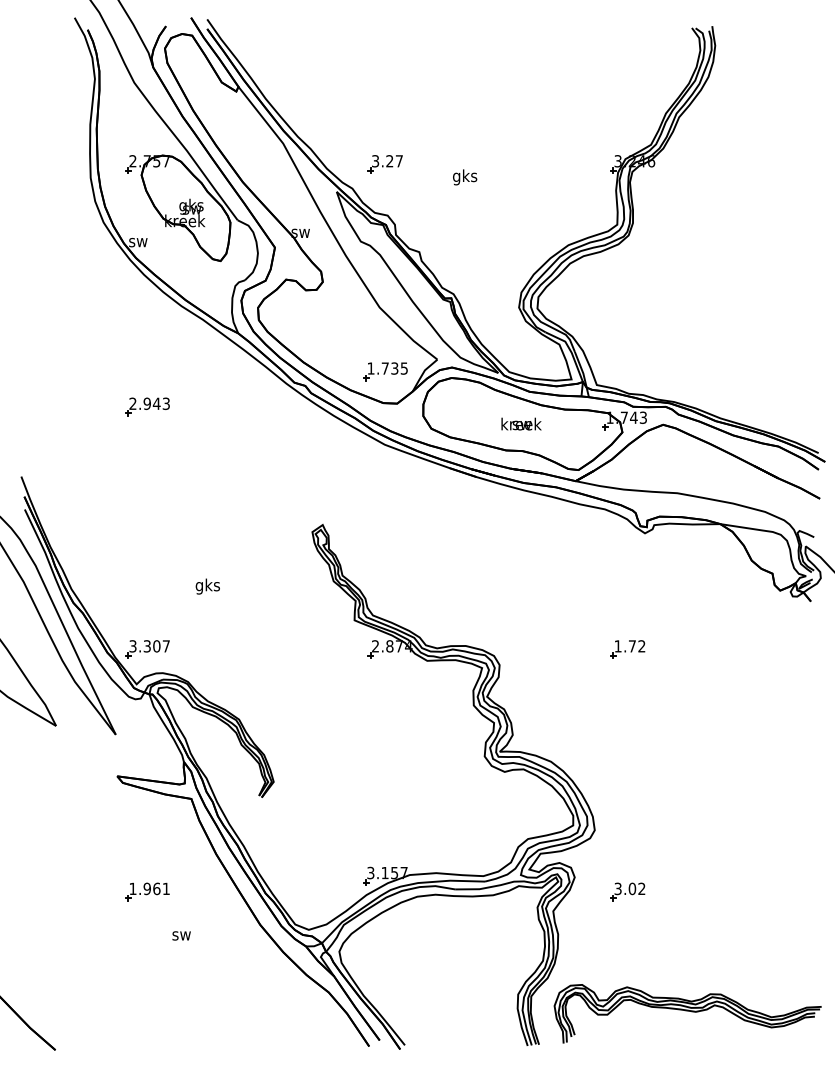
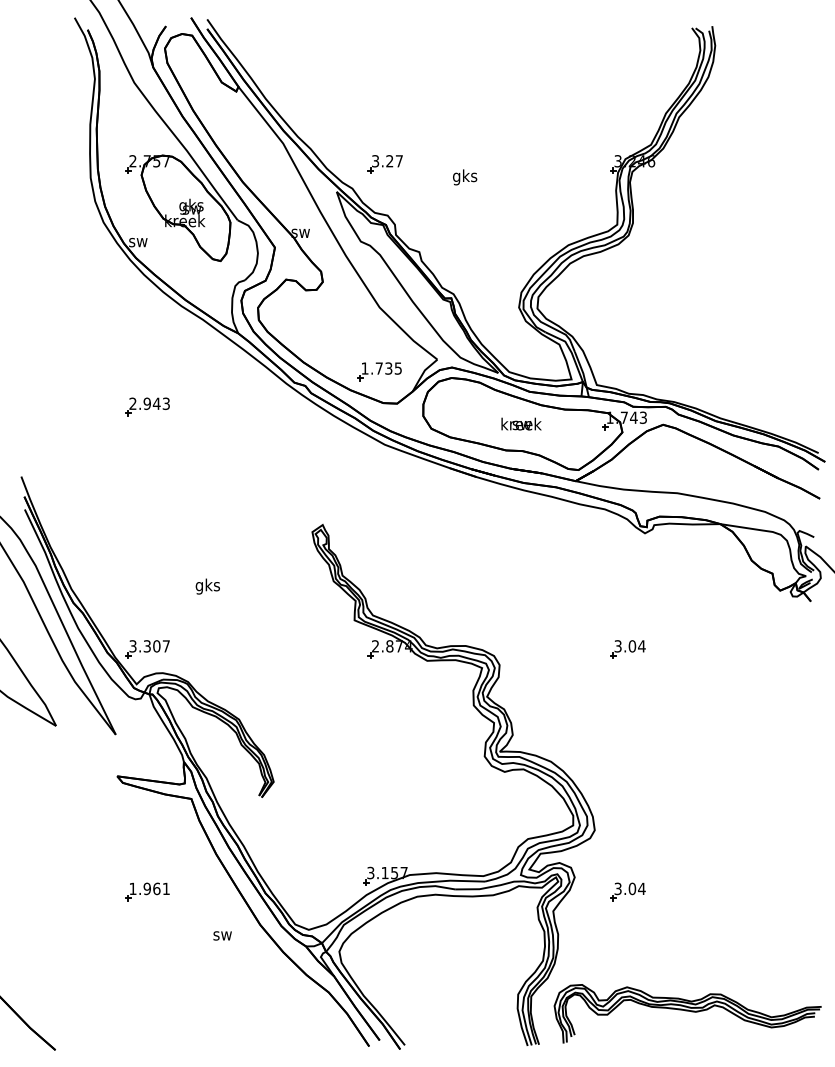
part position: (385, 371) -> (379, 371) (379, 371)
text: 1.72 -> 3.04 (629, 646)
text: 3.02 -> 3.04 (641, 888)
text position: (181, 935) -> (222, 935) (222, 935)
